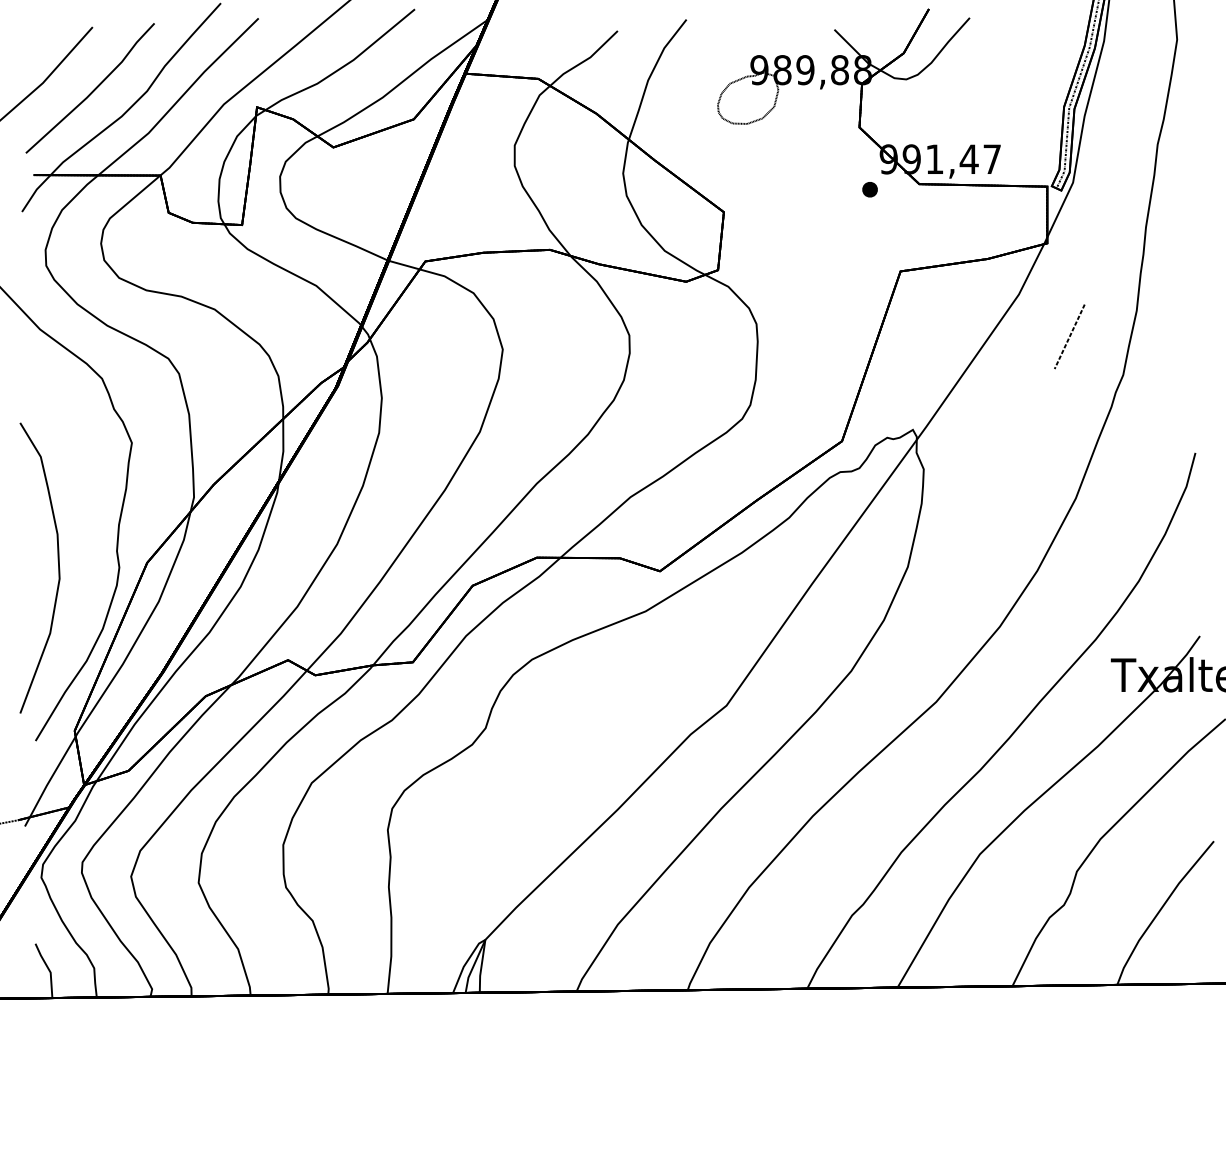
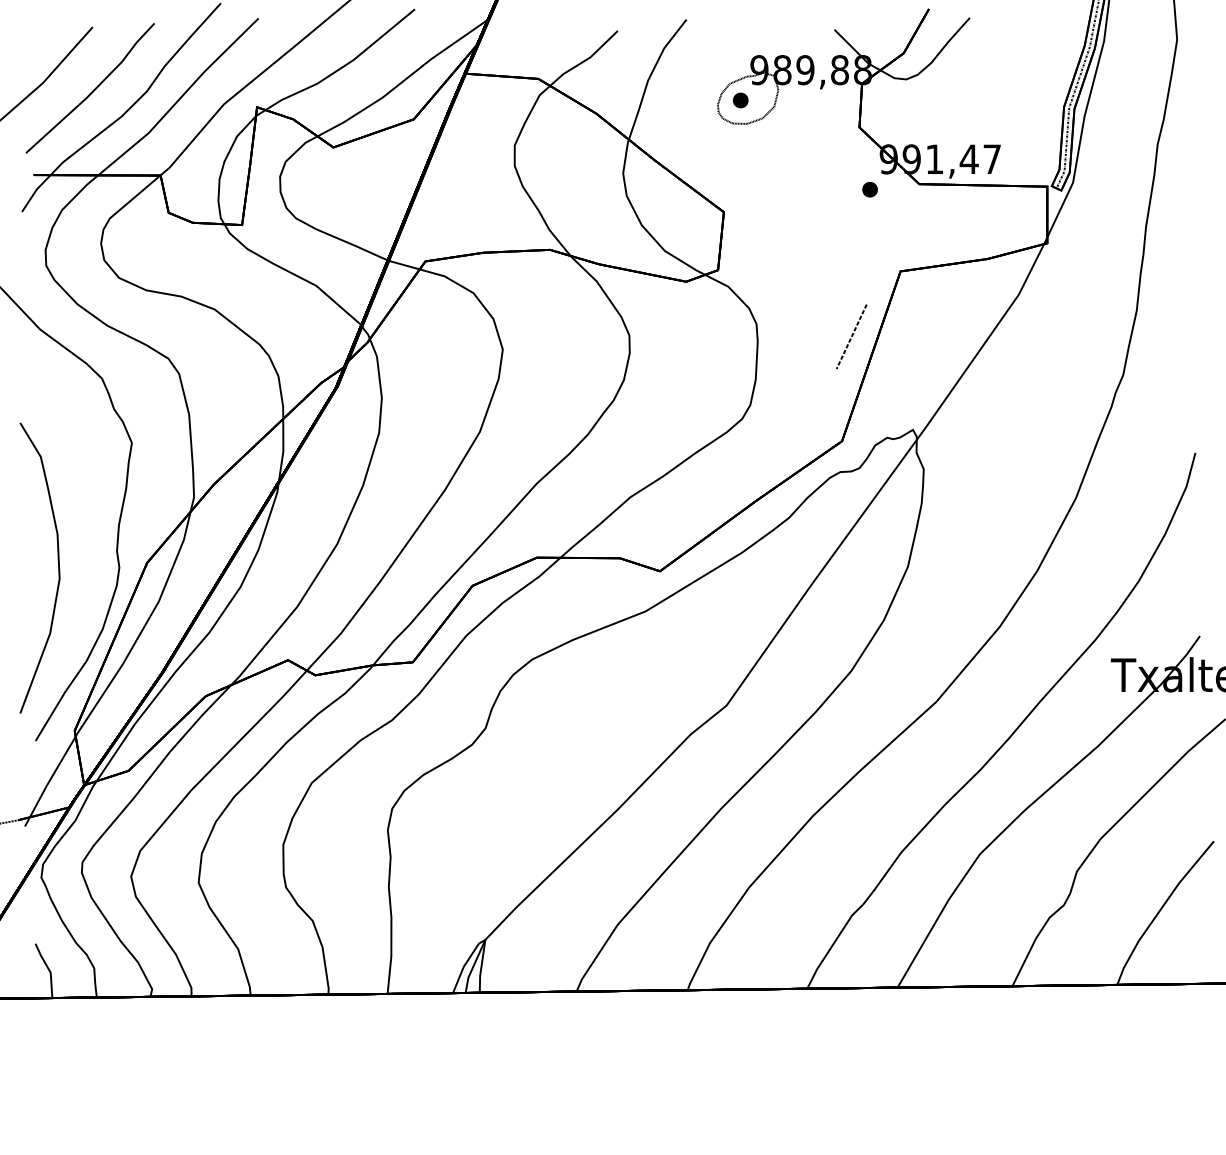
part: none -> present (740, 100)
line position: (1069, 336) -> (851, 336) (851, 336)
